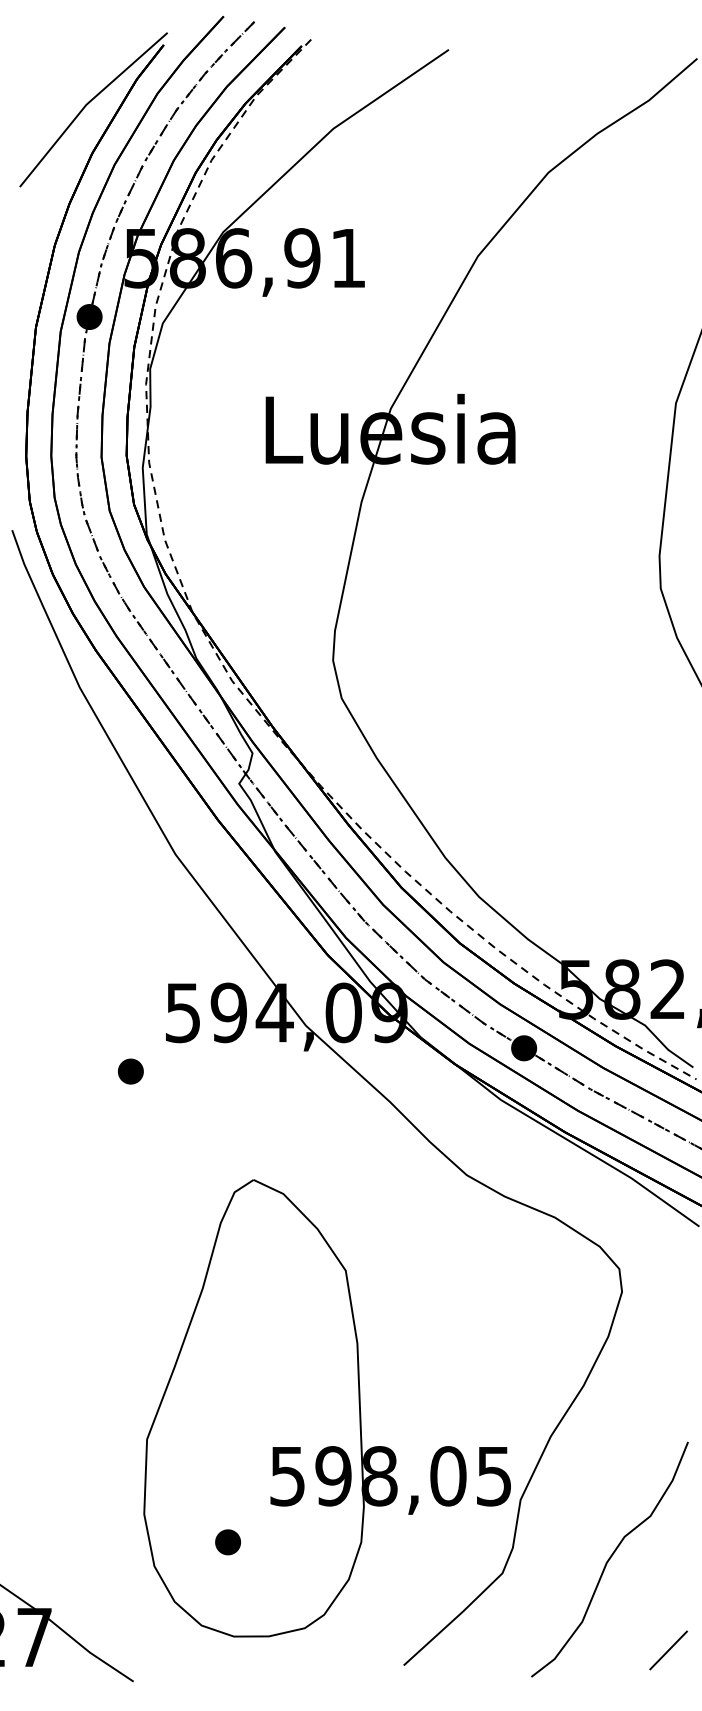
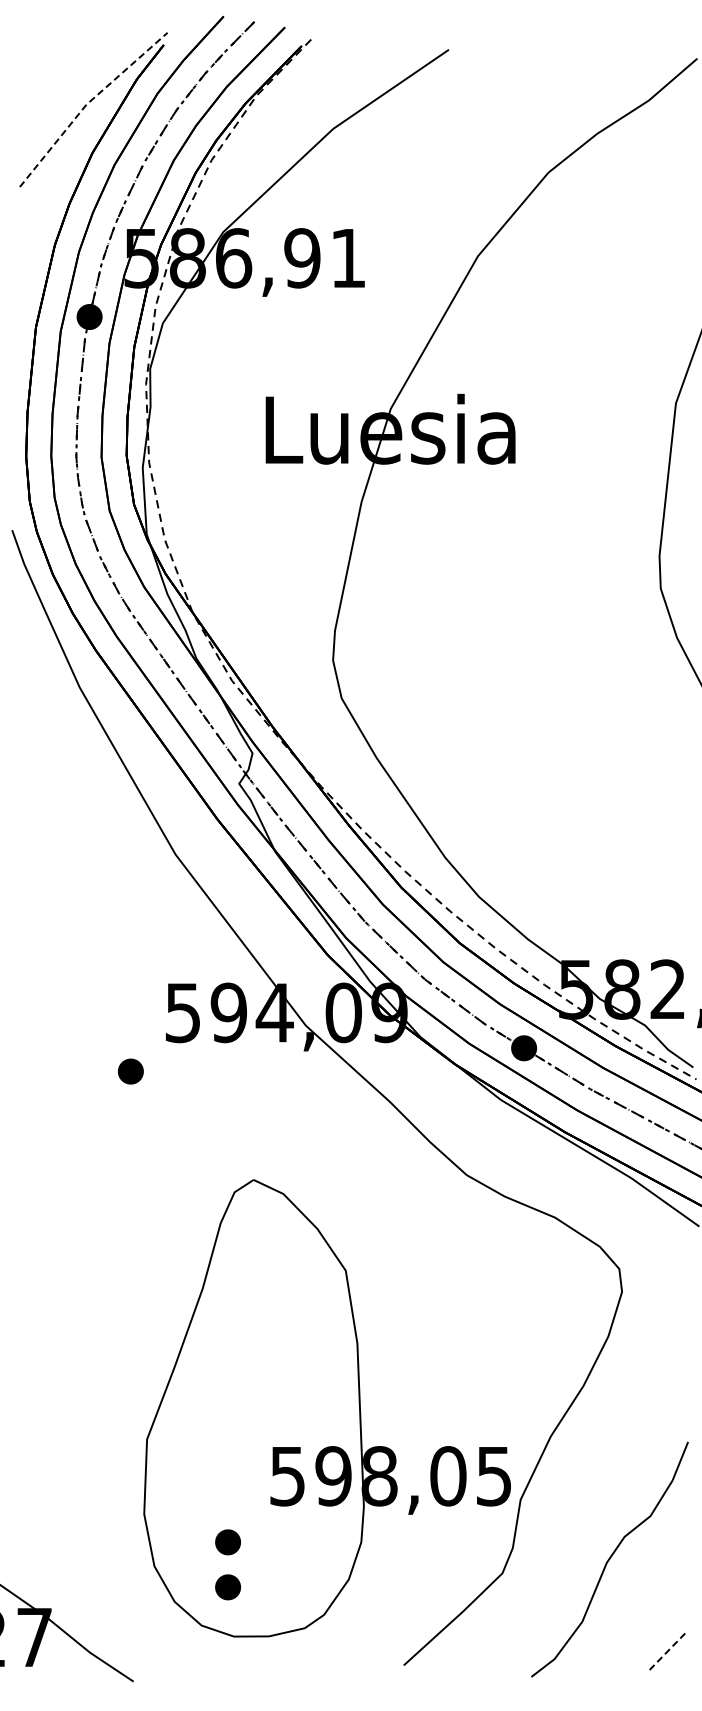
line: solid -> dashed (87, 104)
part: none -> present (227, 1587)
line: solid -> dashed (668, 1650)
